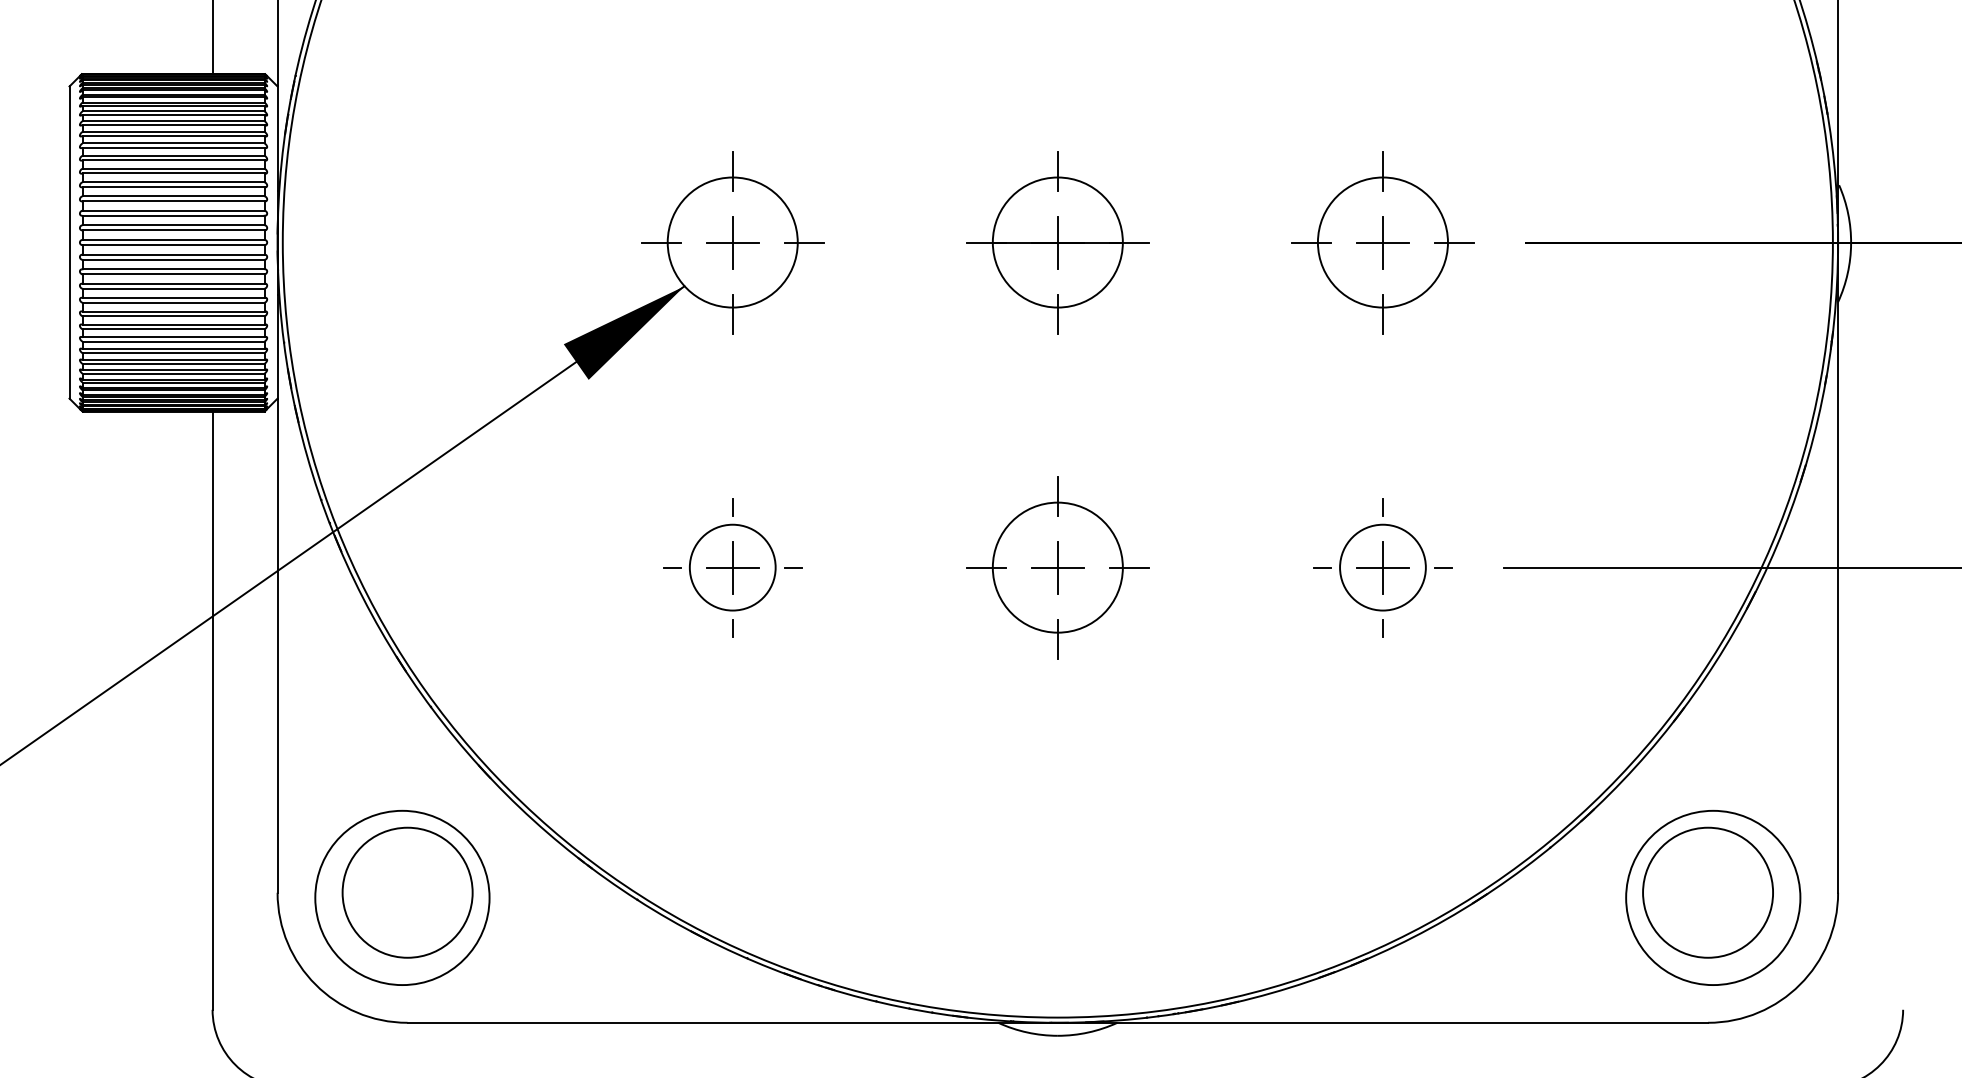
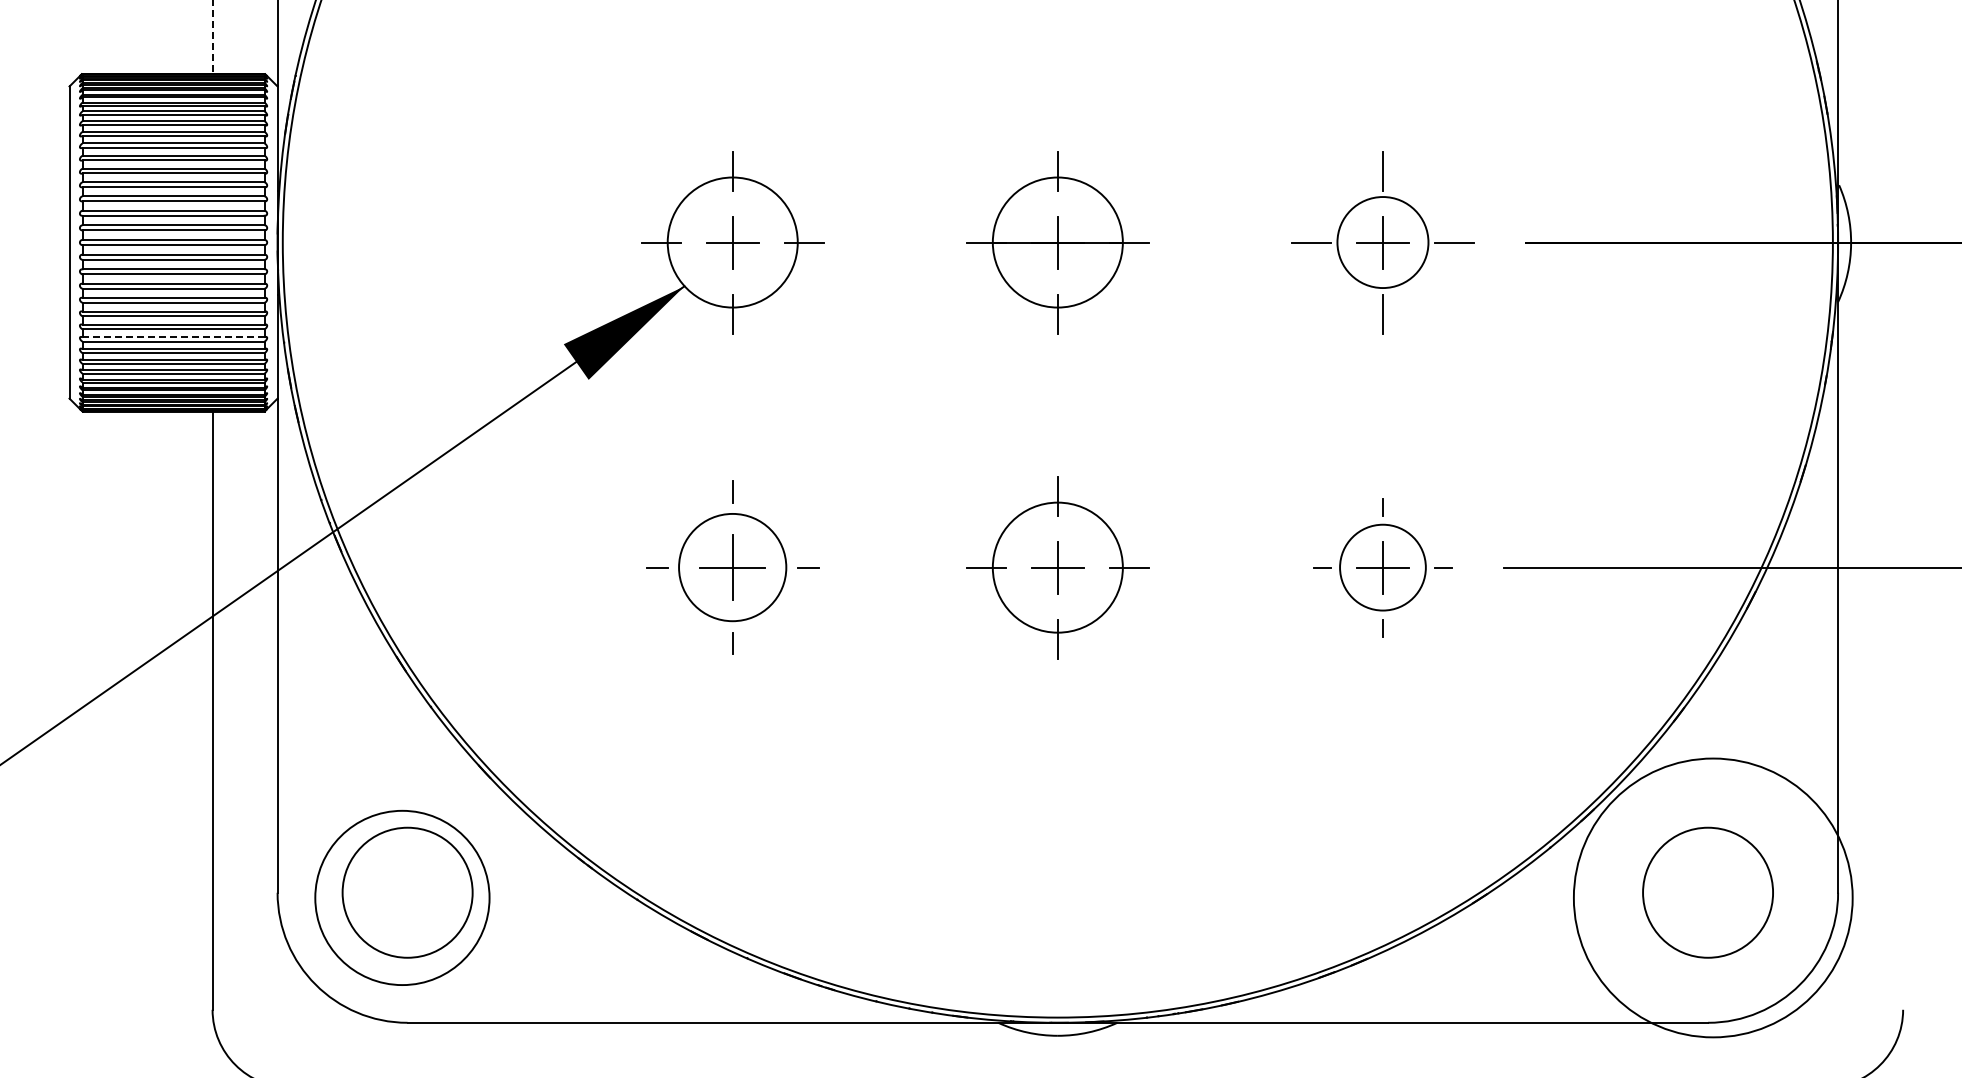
line: solid -> dashed (212, 37)
circle diameter: 130 px -> 91 px (1382, 242)
line: solid -> dashed (173, 337)
part size: 140x140 px -> 174x175 px (732, 567)
circle diameter: 174 px -> 279 px (1712, 897)
